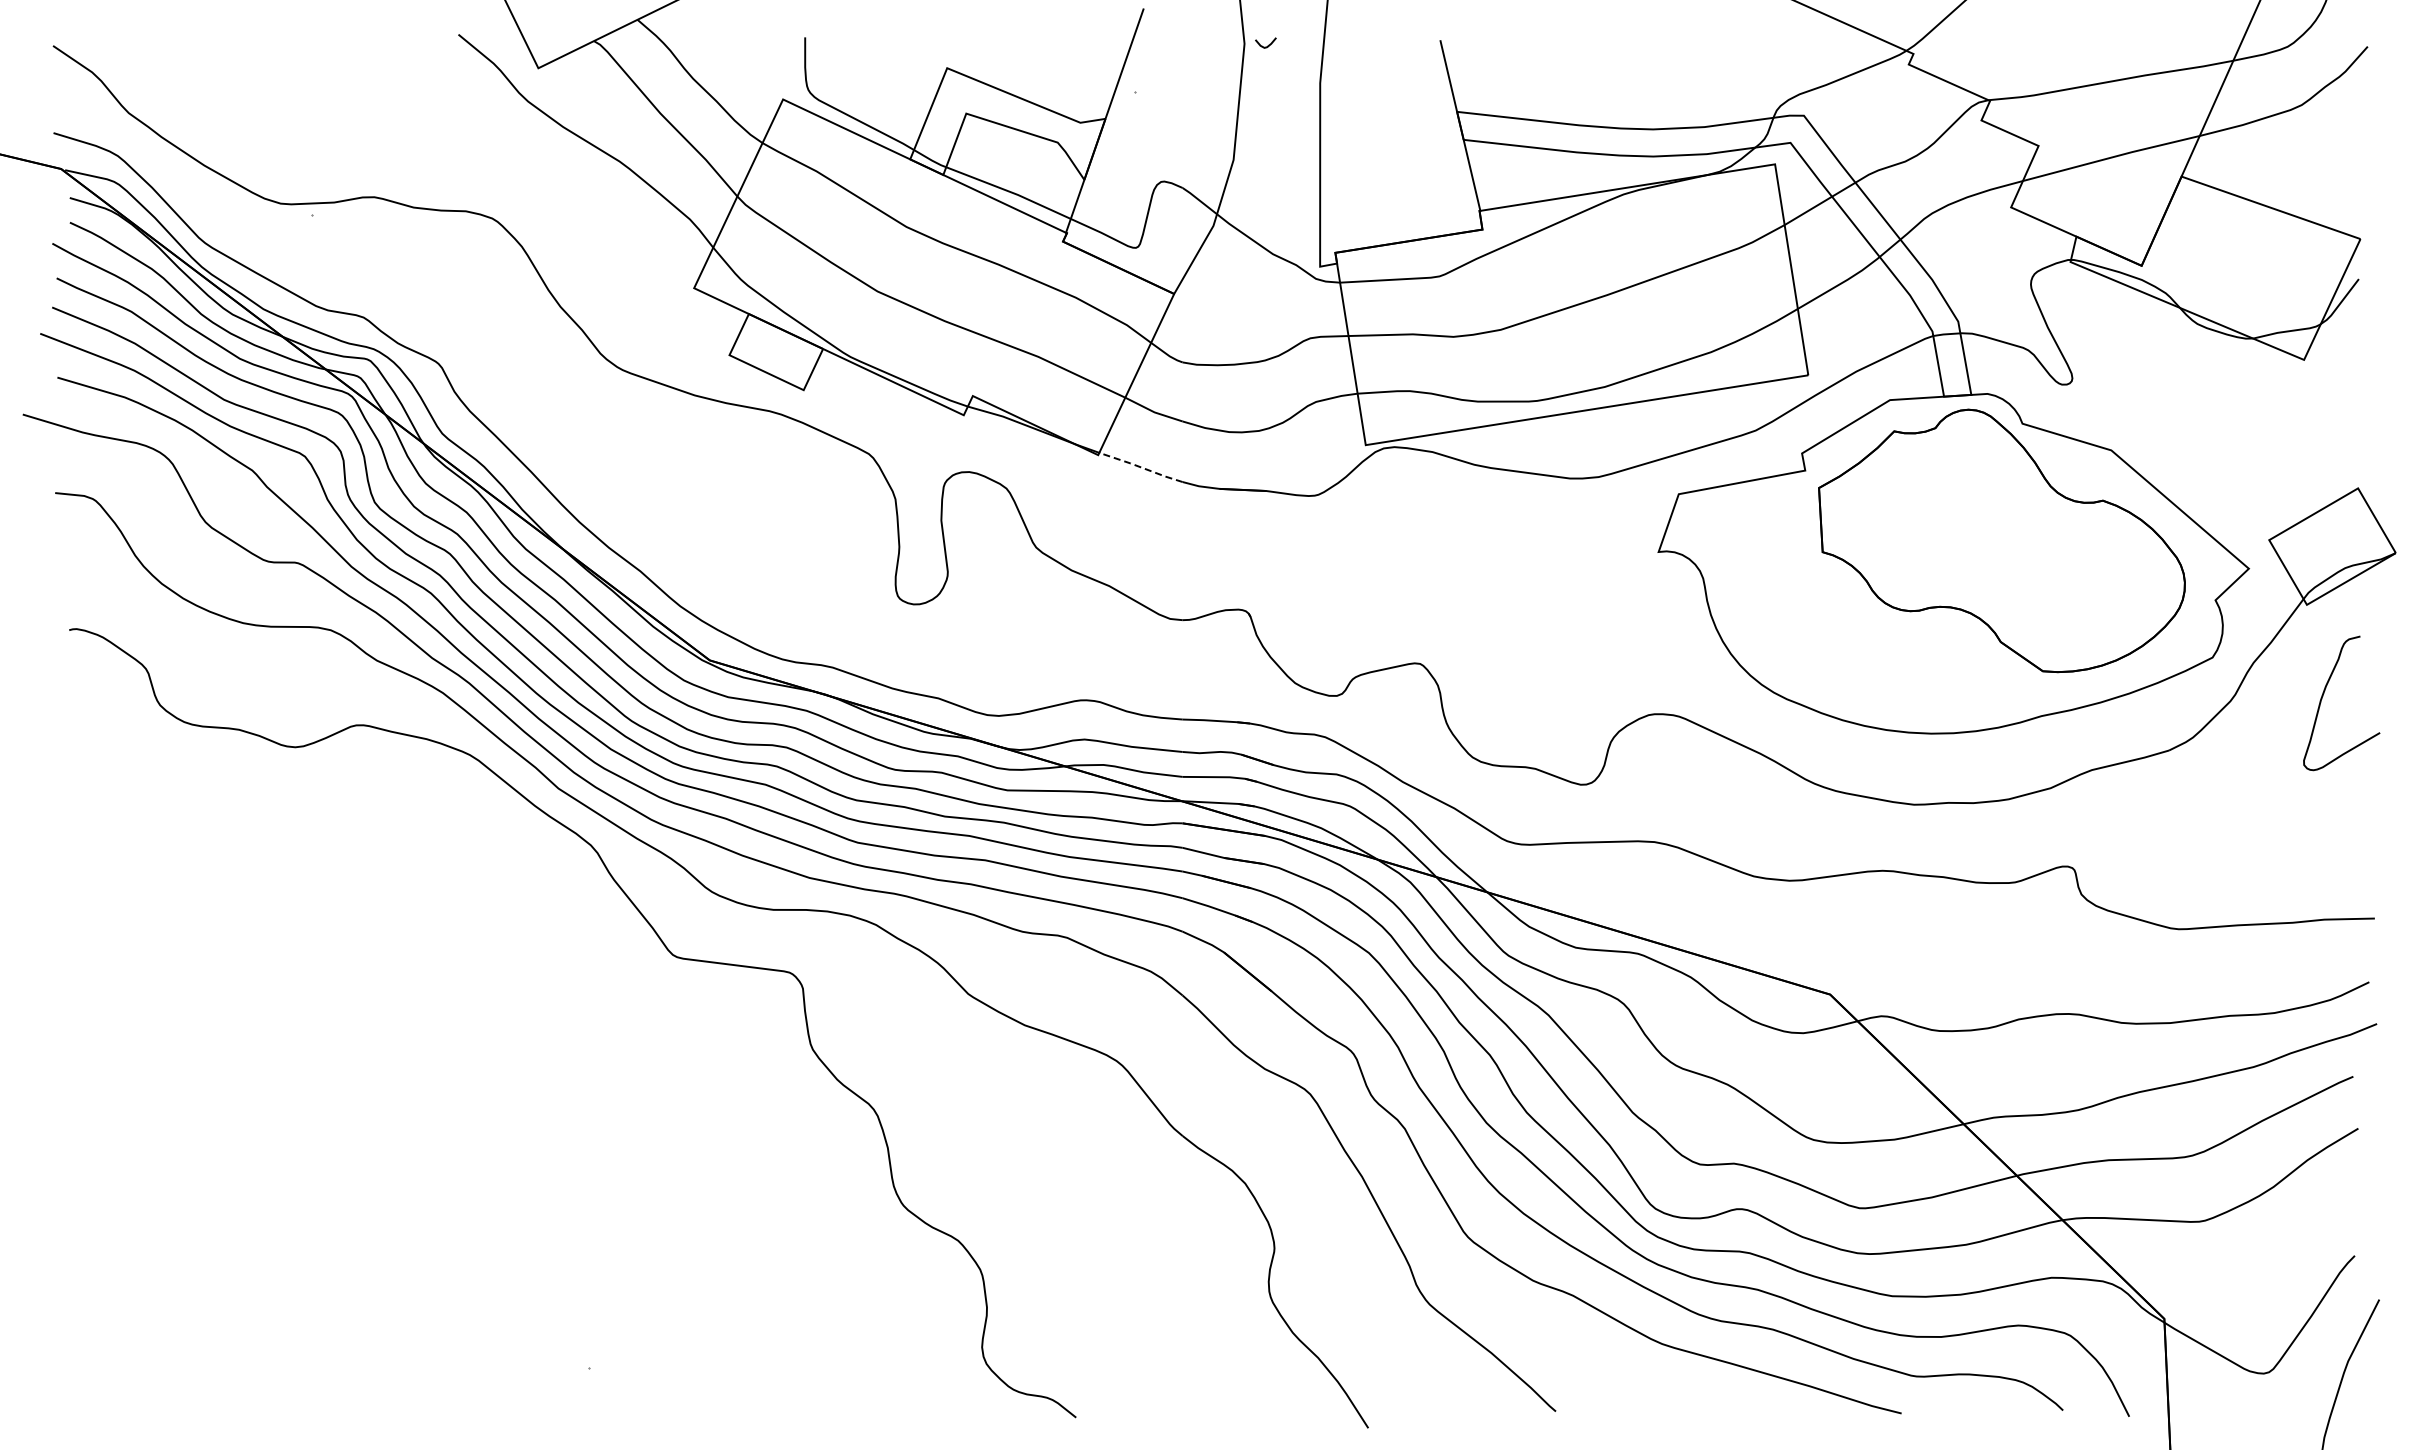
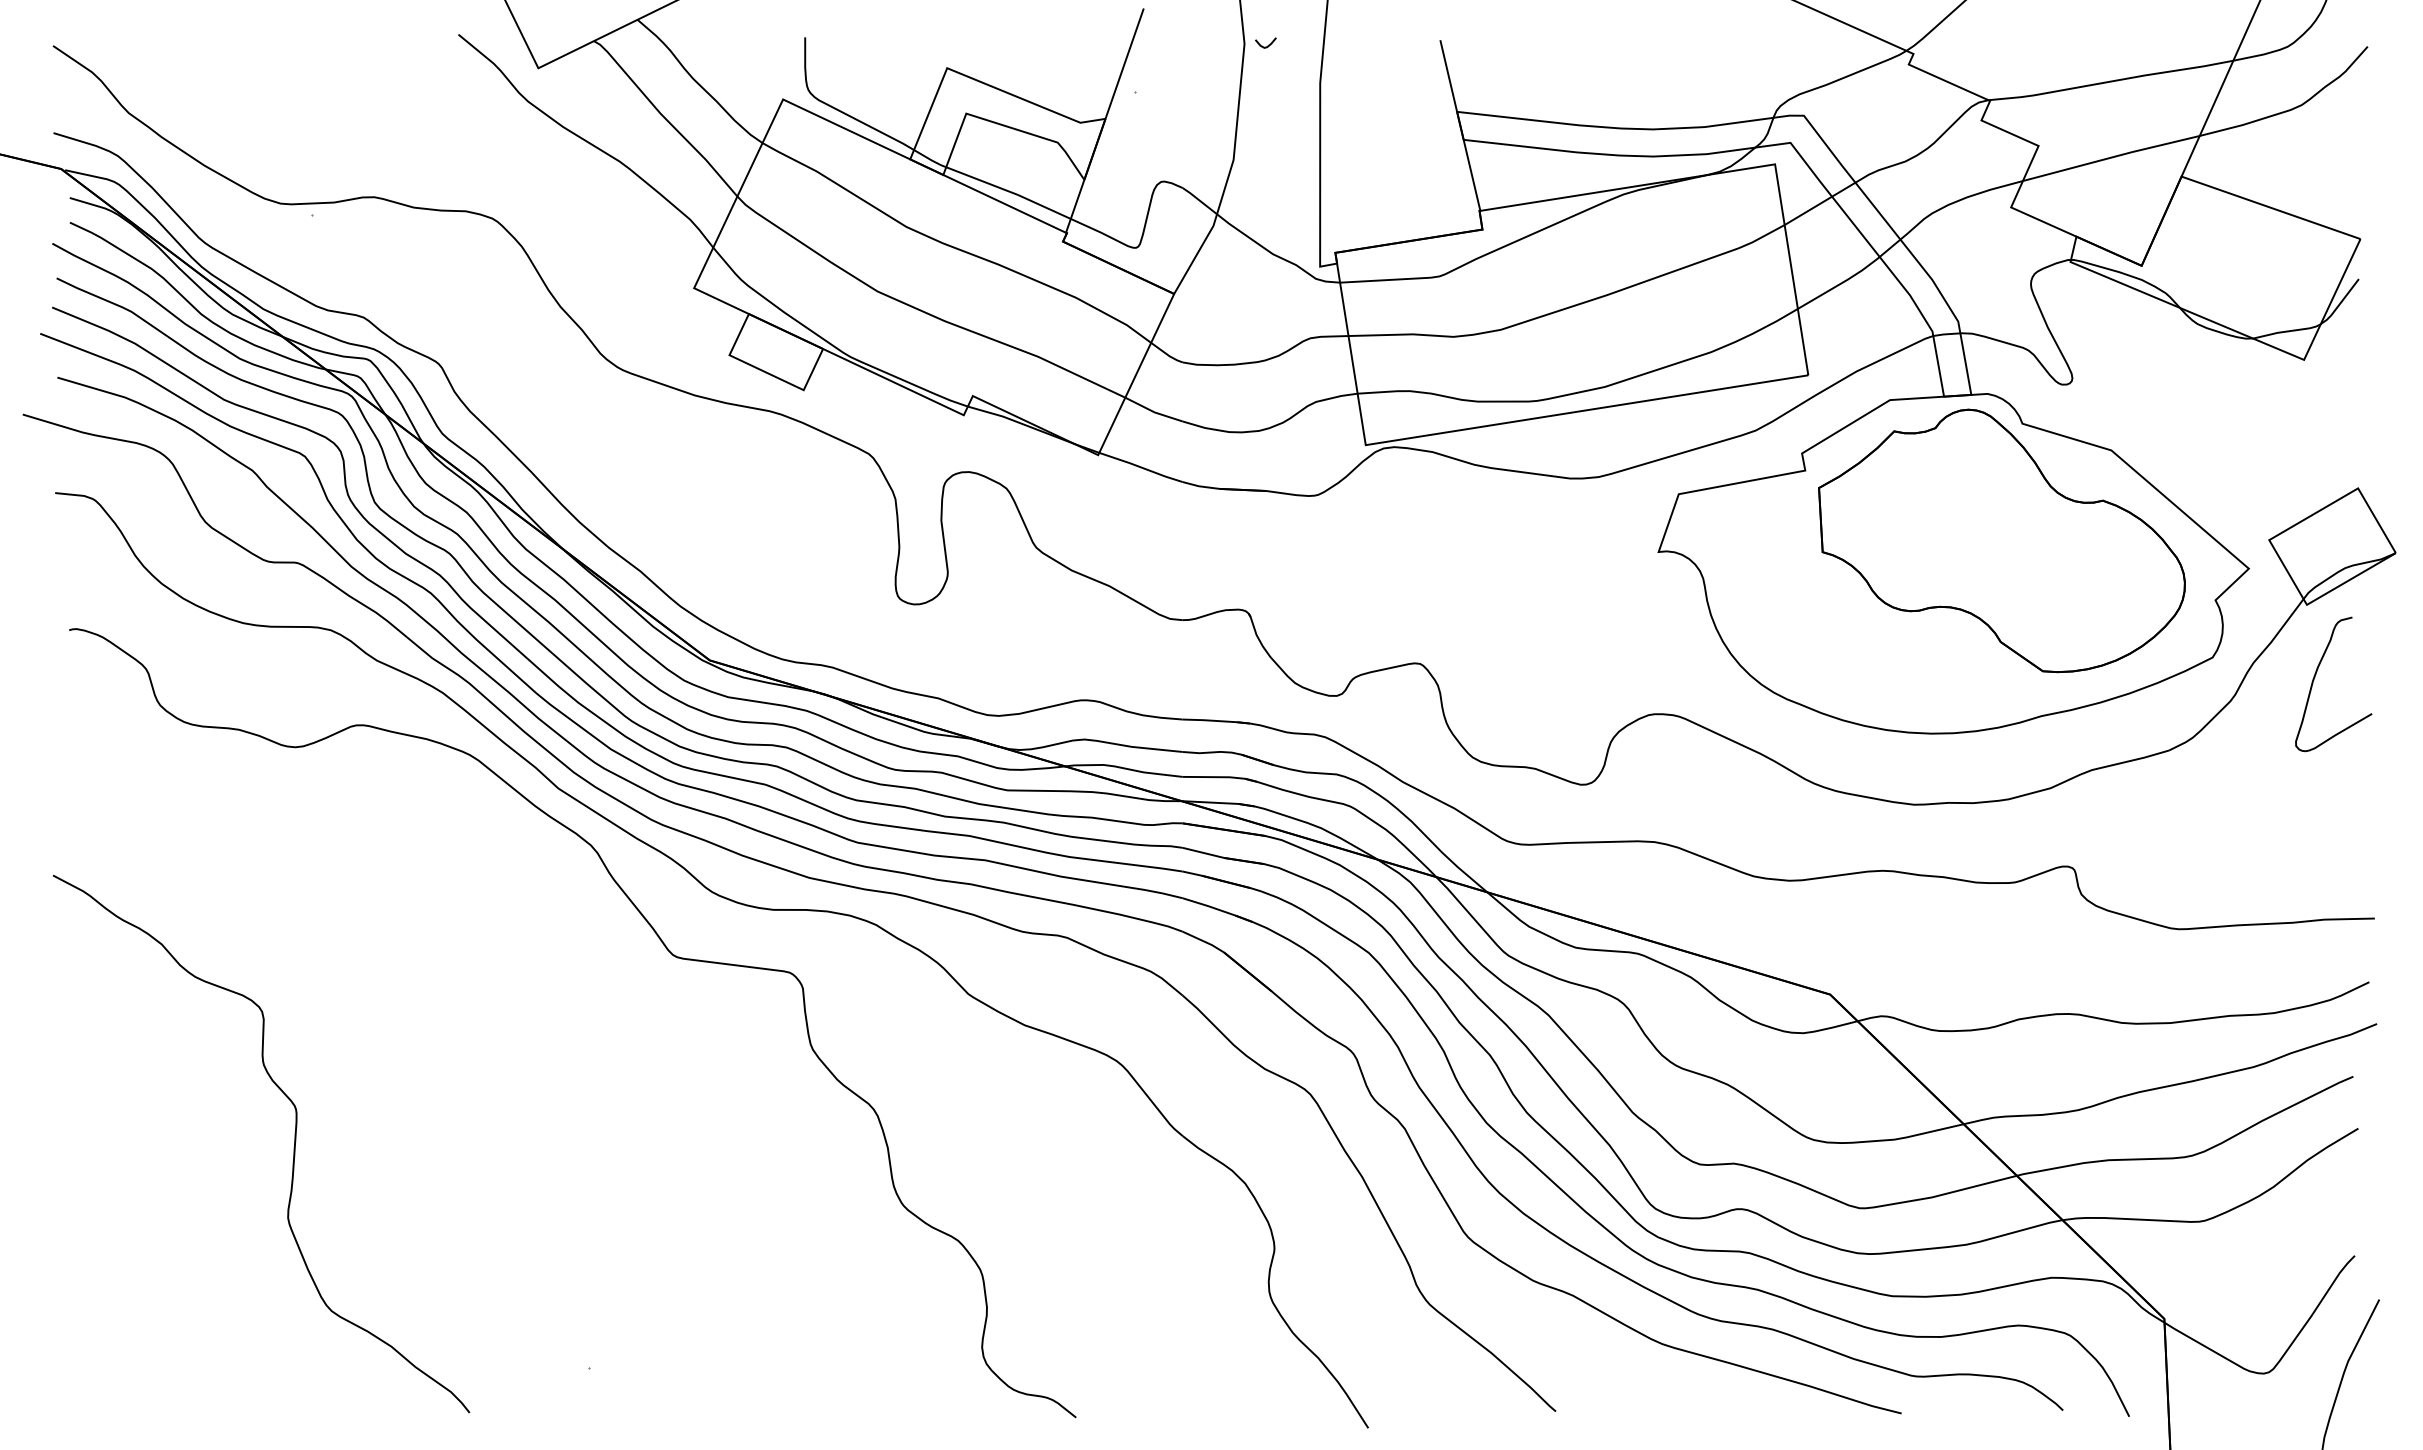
line: dashed -> solid (1141, 467)
curve position: (2323, 696) -> (2315, 677) (2315, 677)
curve: none -> present (293, 1147)
